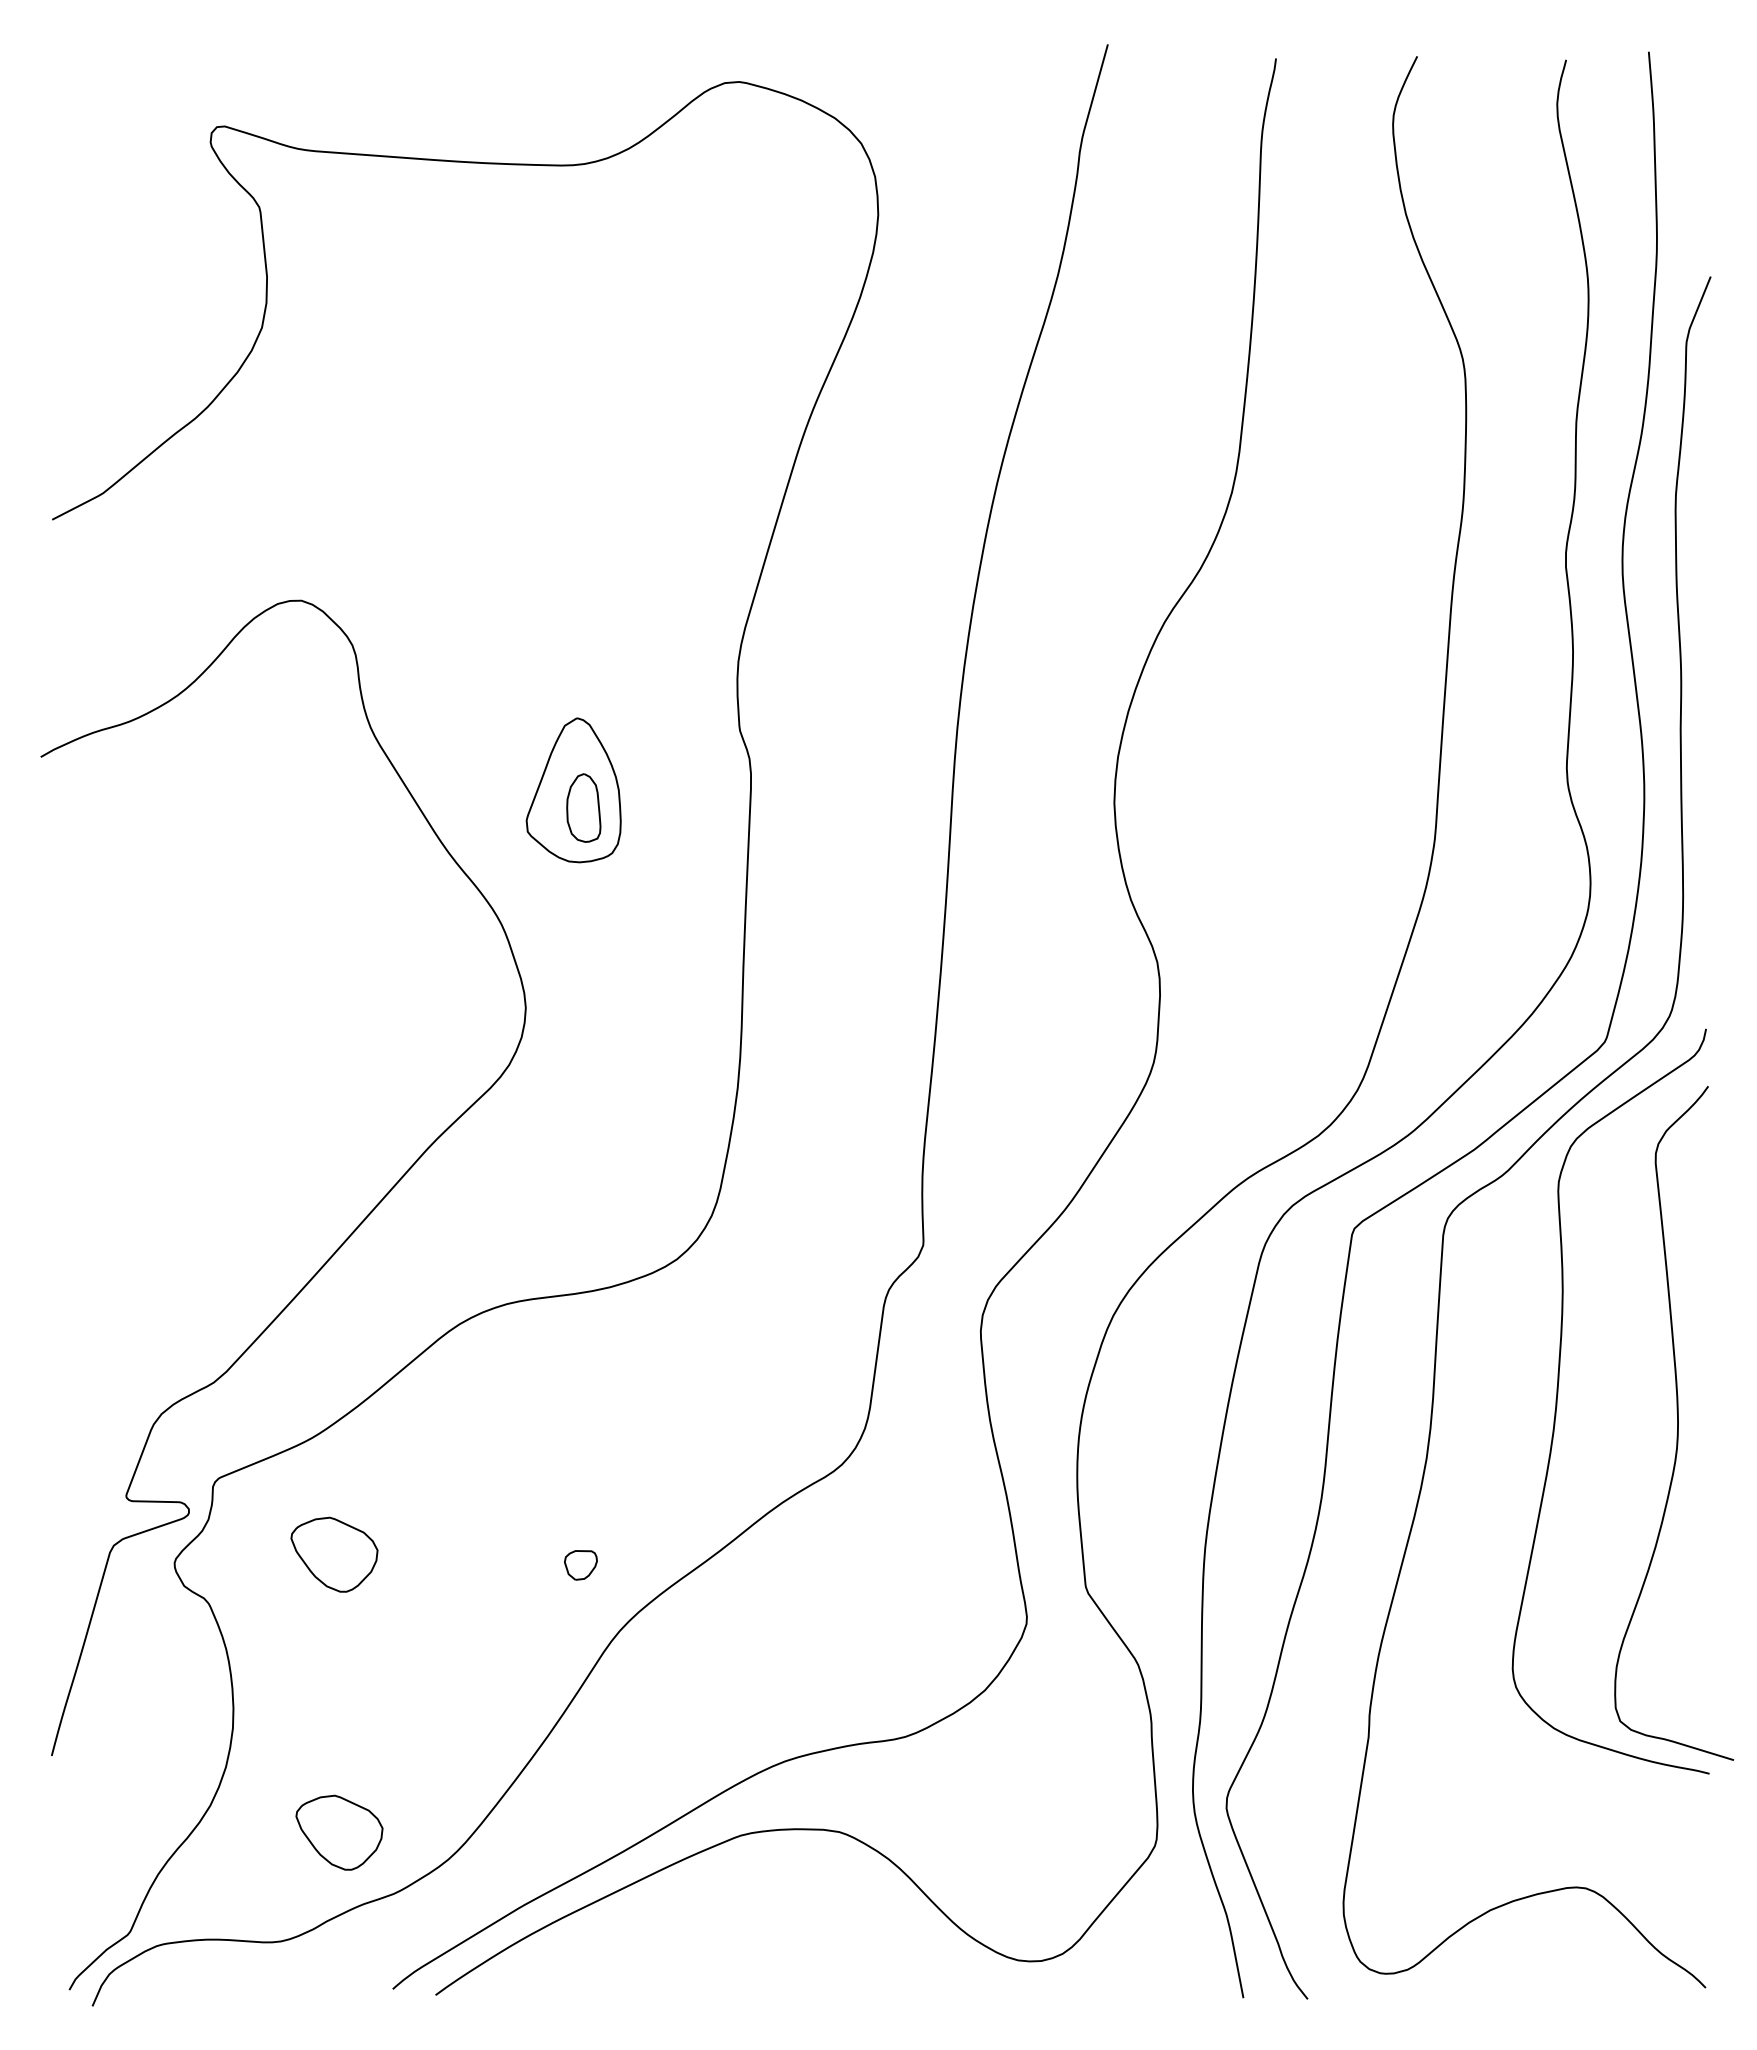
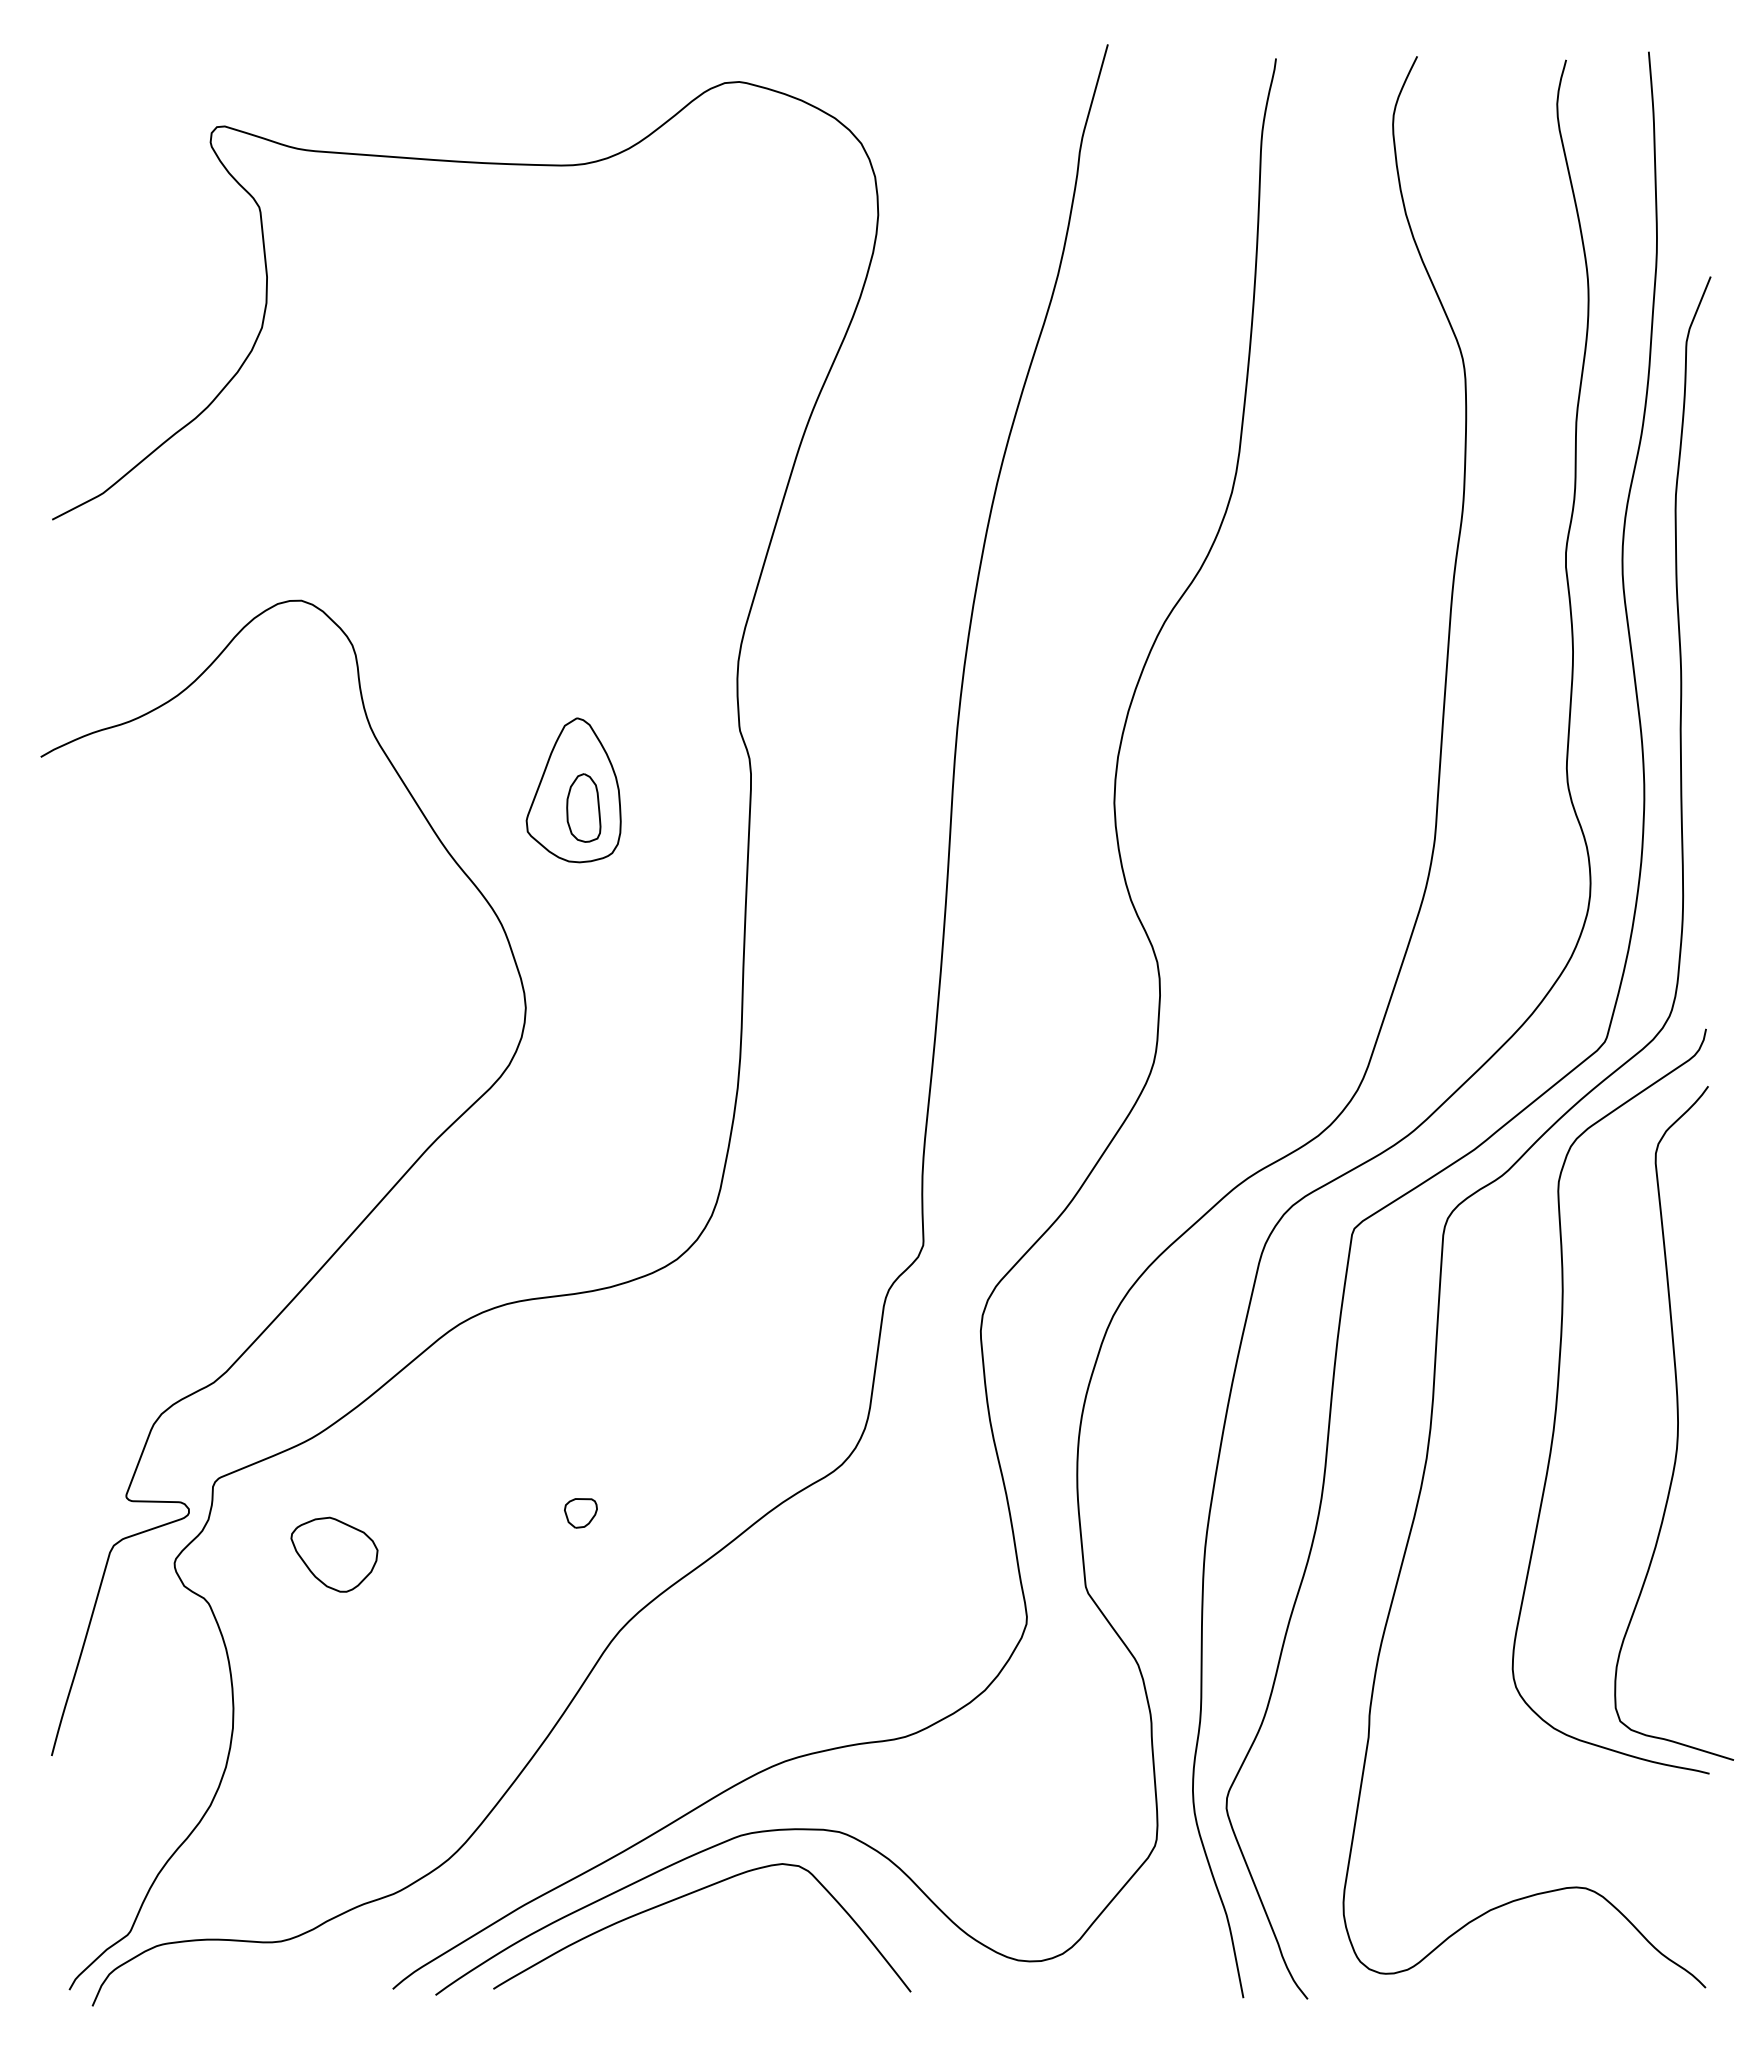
part position: (580, 1565) -> (580, 1513) (580, 1513)
part: present -> none (339, 1832)
curve: none -> present (688, 1895)
